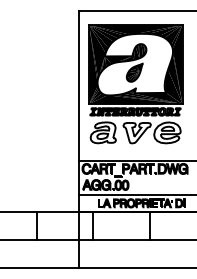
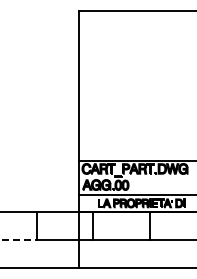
part: present -> none (135, 84)
line: solid -> dashed (18, 240)
